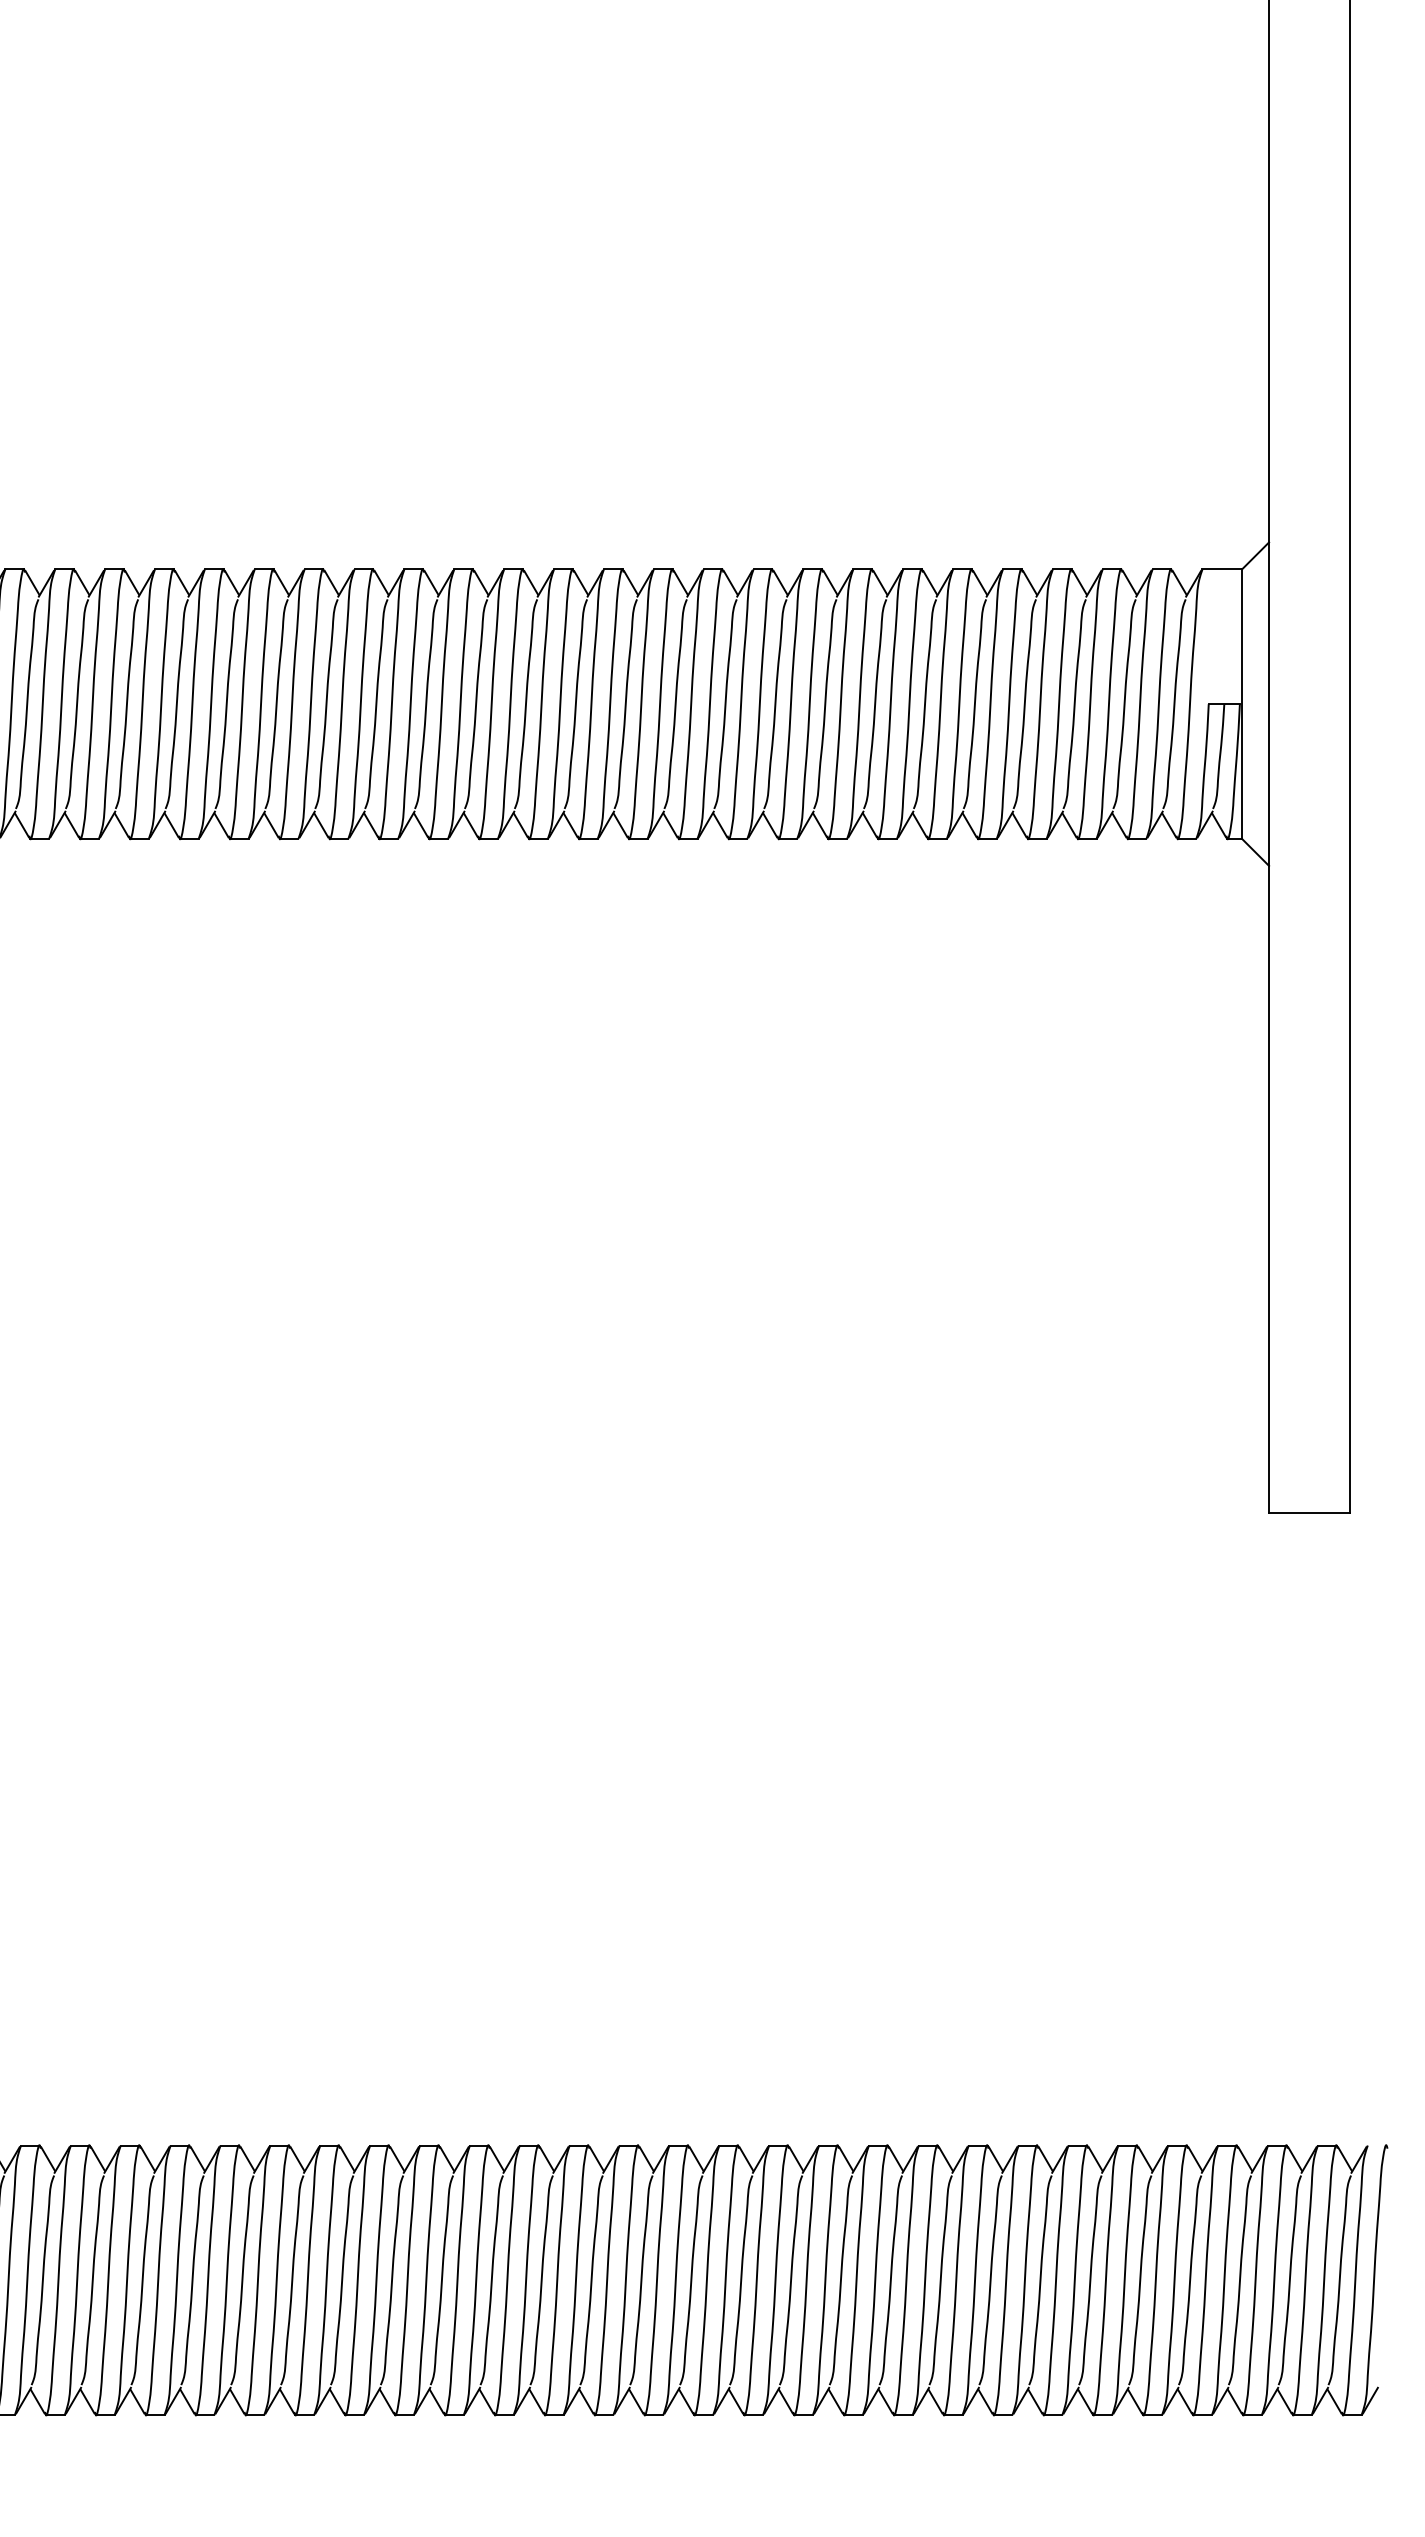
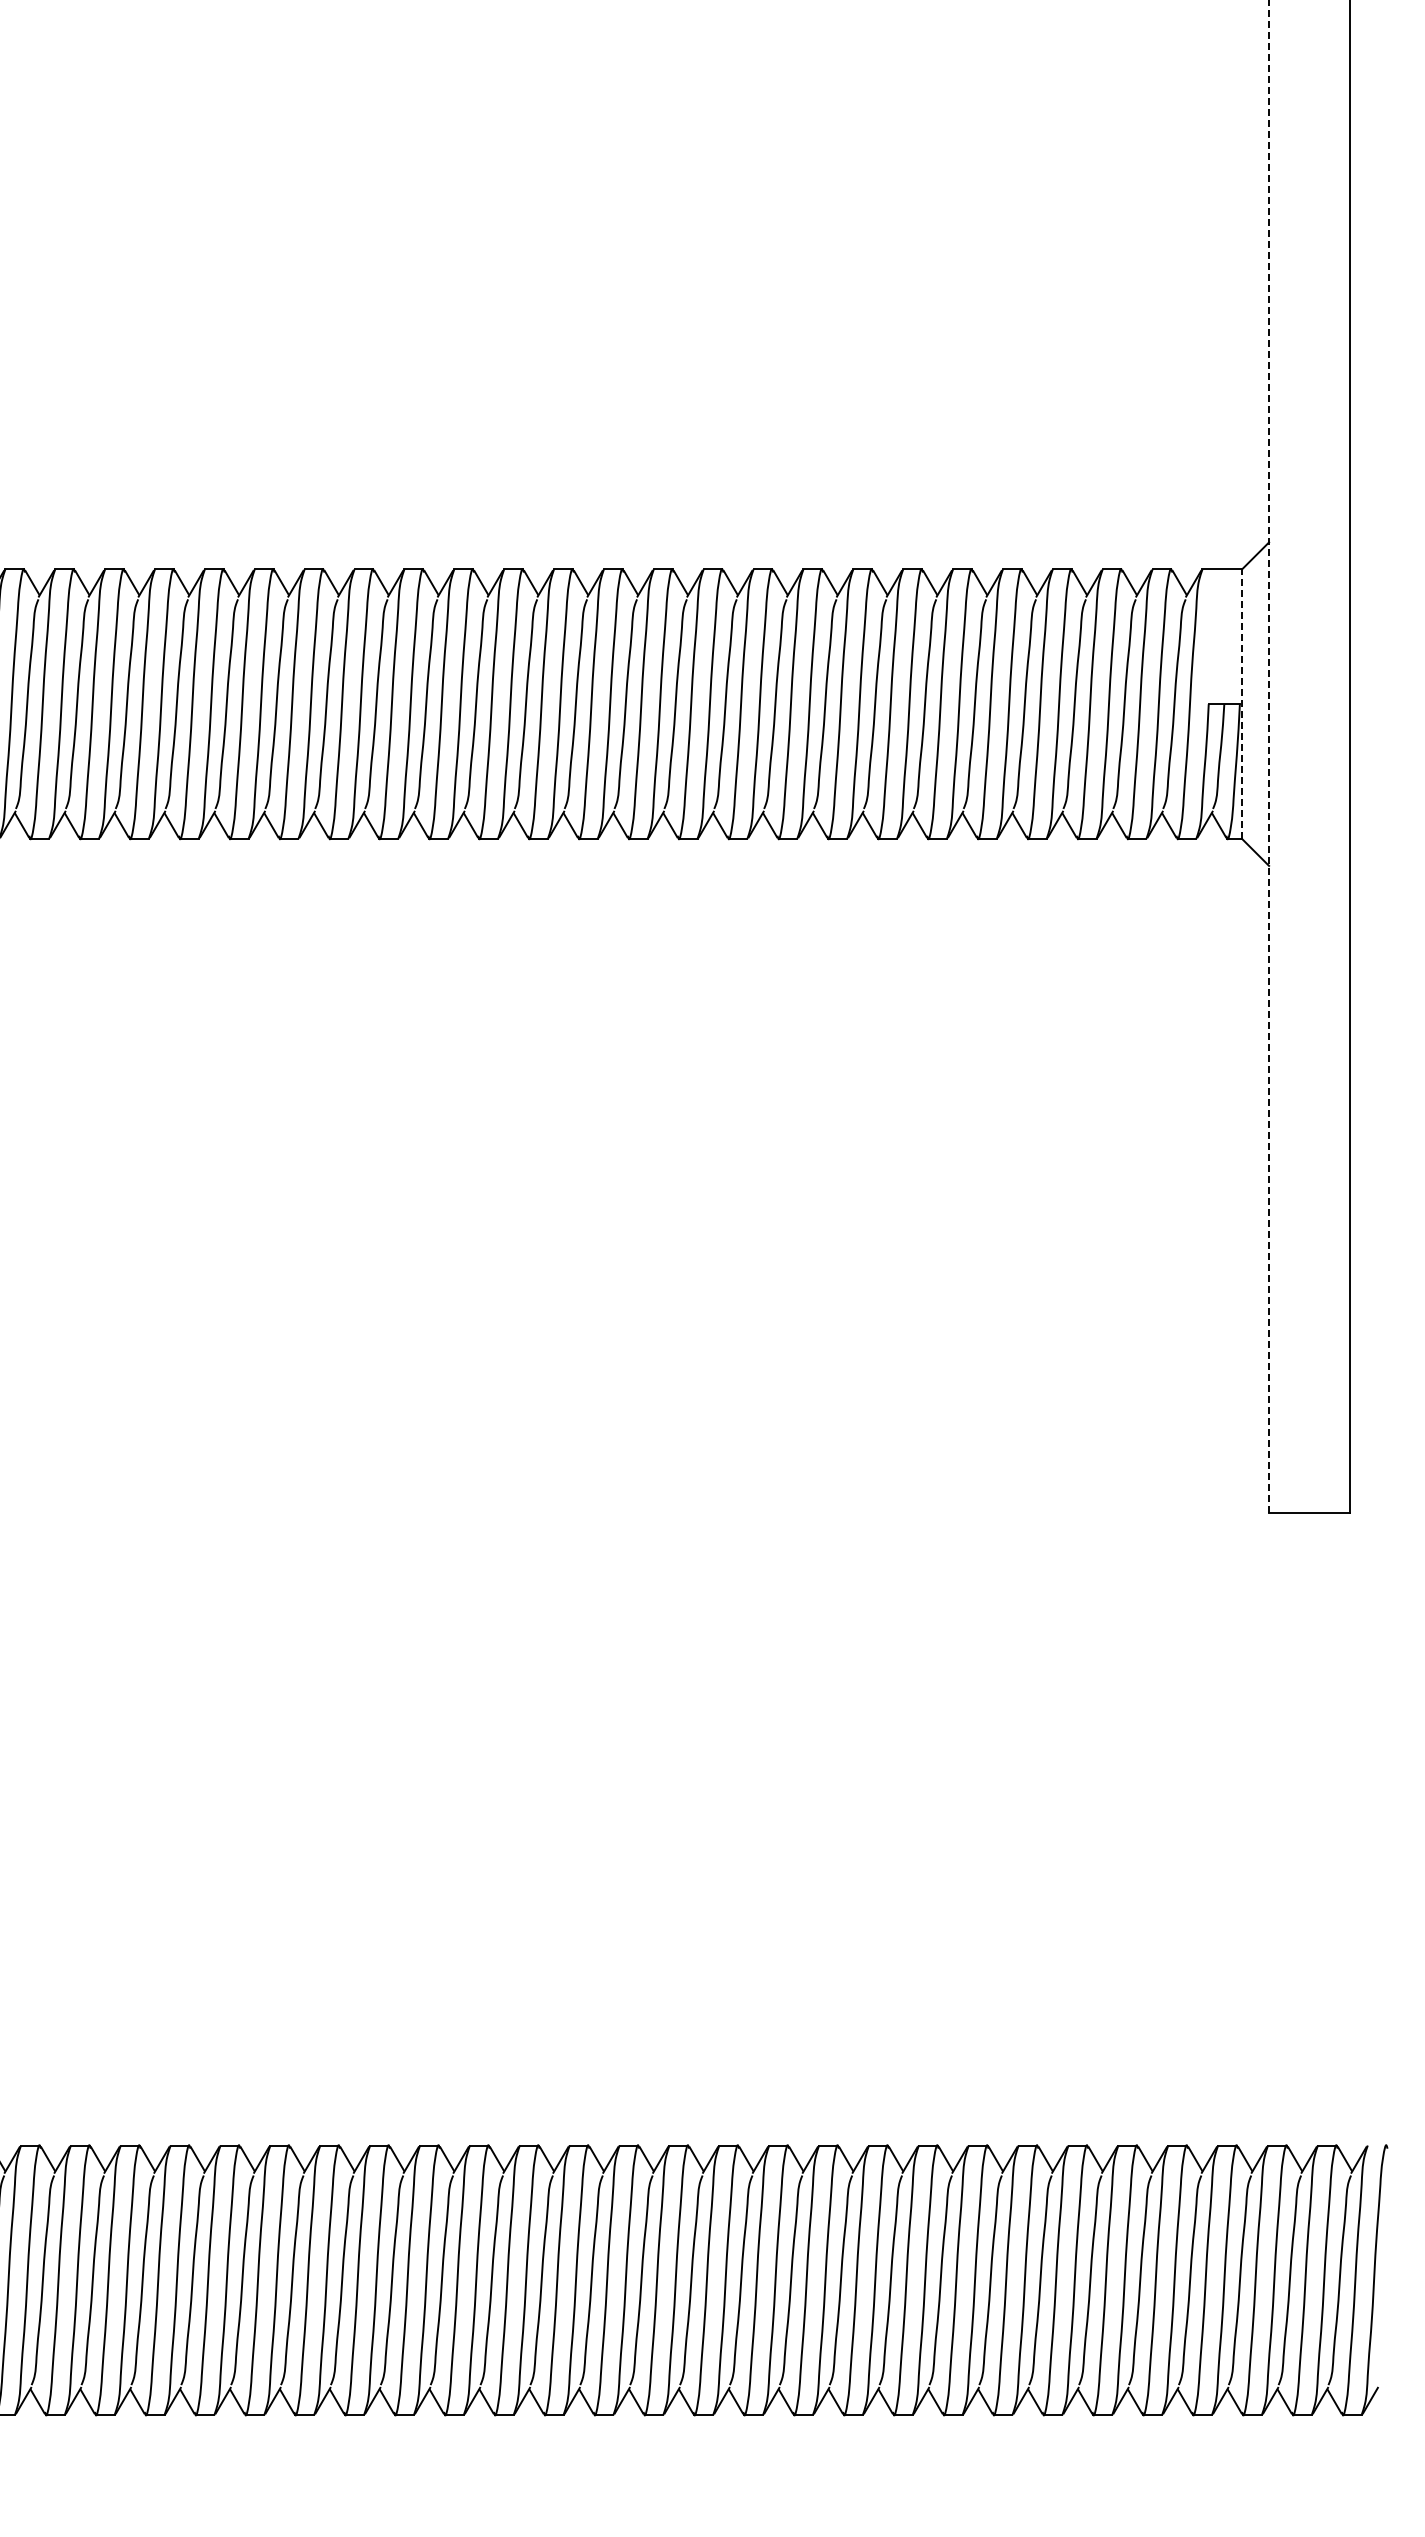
line: solid -> dashed (1242, 704)
line: solid -> dashed (1269, 756)
